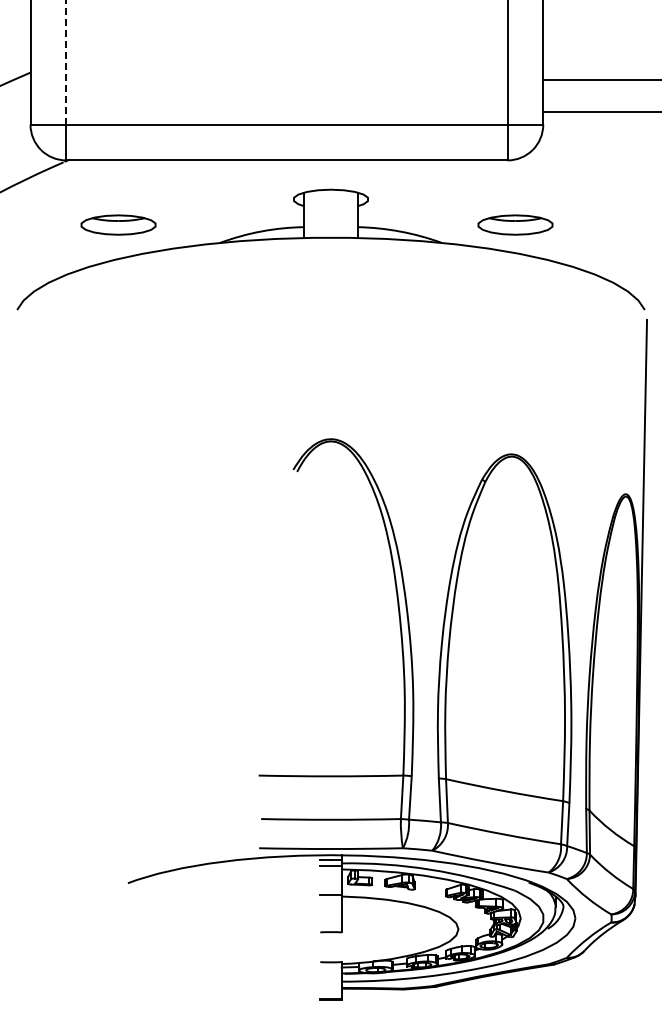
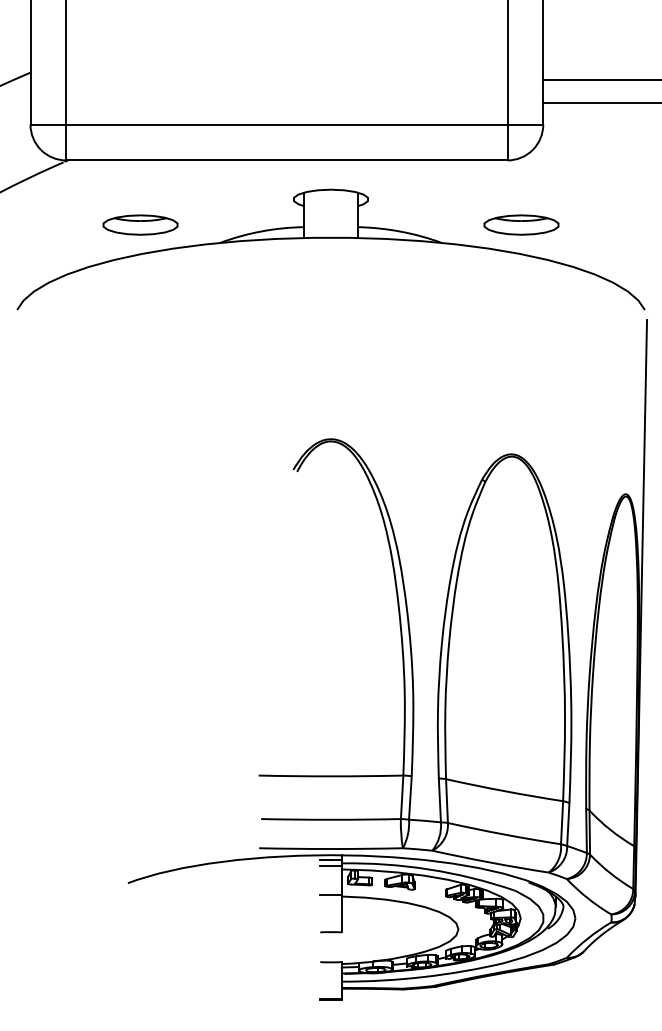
line: dashed -> solid (66, 62)
line position: (600, 112) -> (600, 103) (600, 103)
part position: (118, 224) -> (140, 224) (140, 224)
part position: (515, 224) -> (521, 224) (521, 224)
